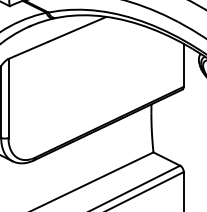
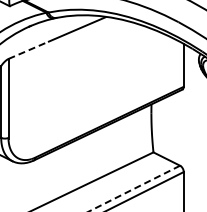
line: solid -> dashed (28, 50)
line: solid -> dashed (133, 188)
